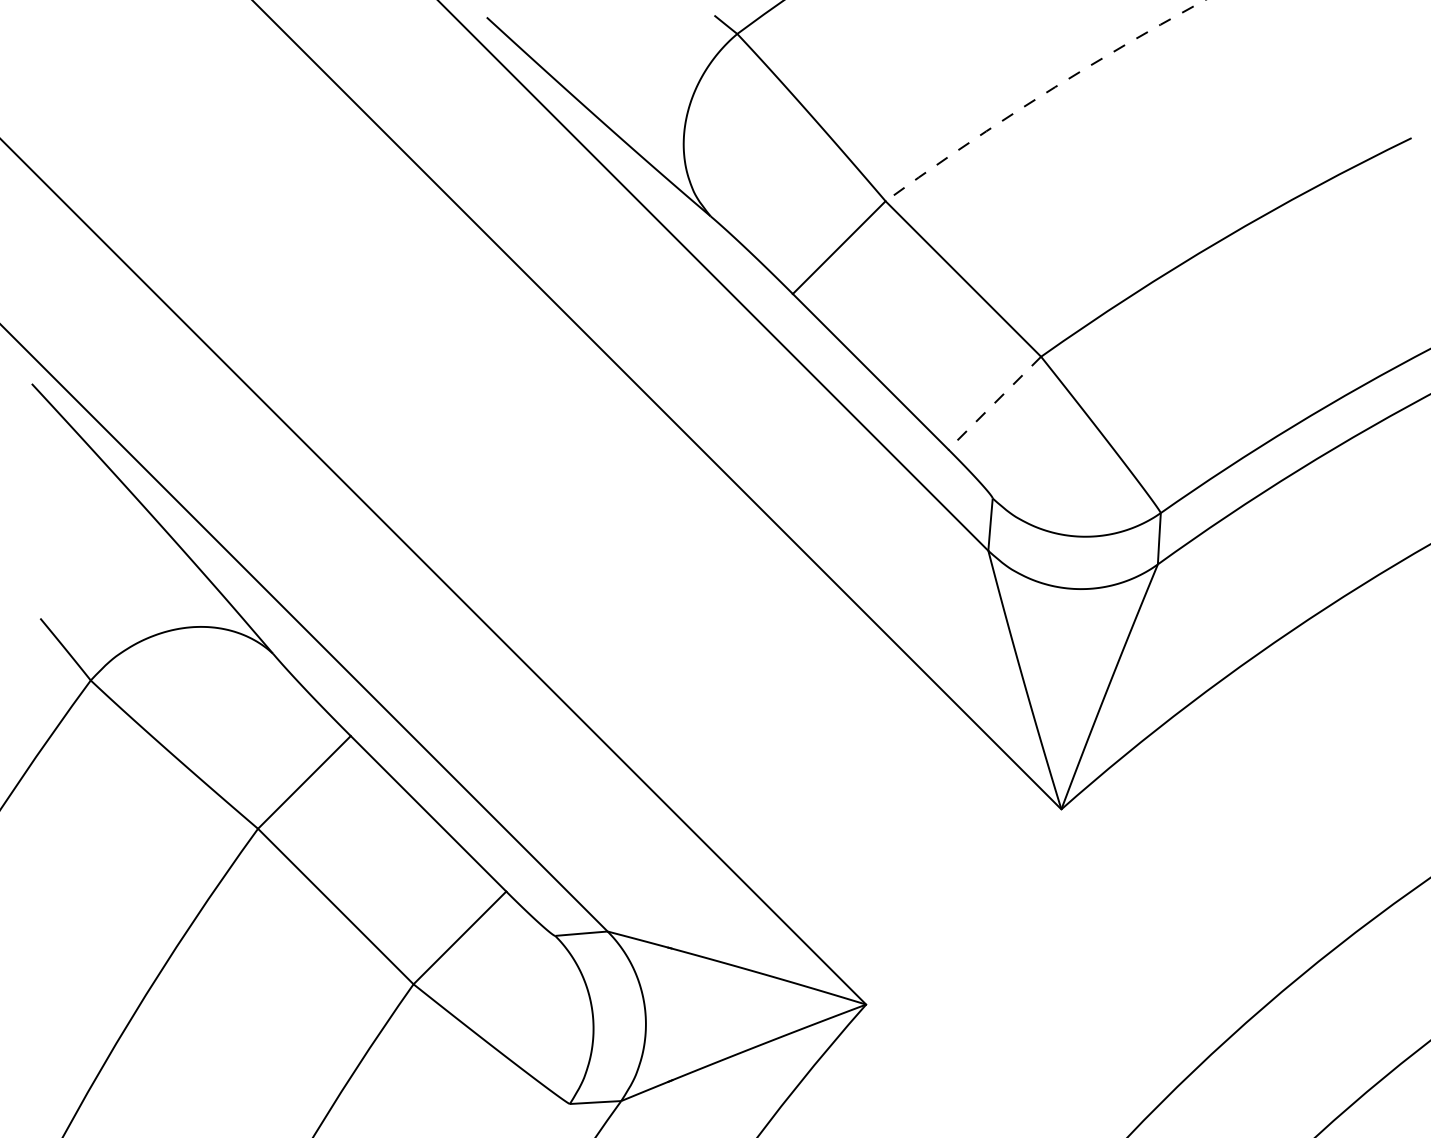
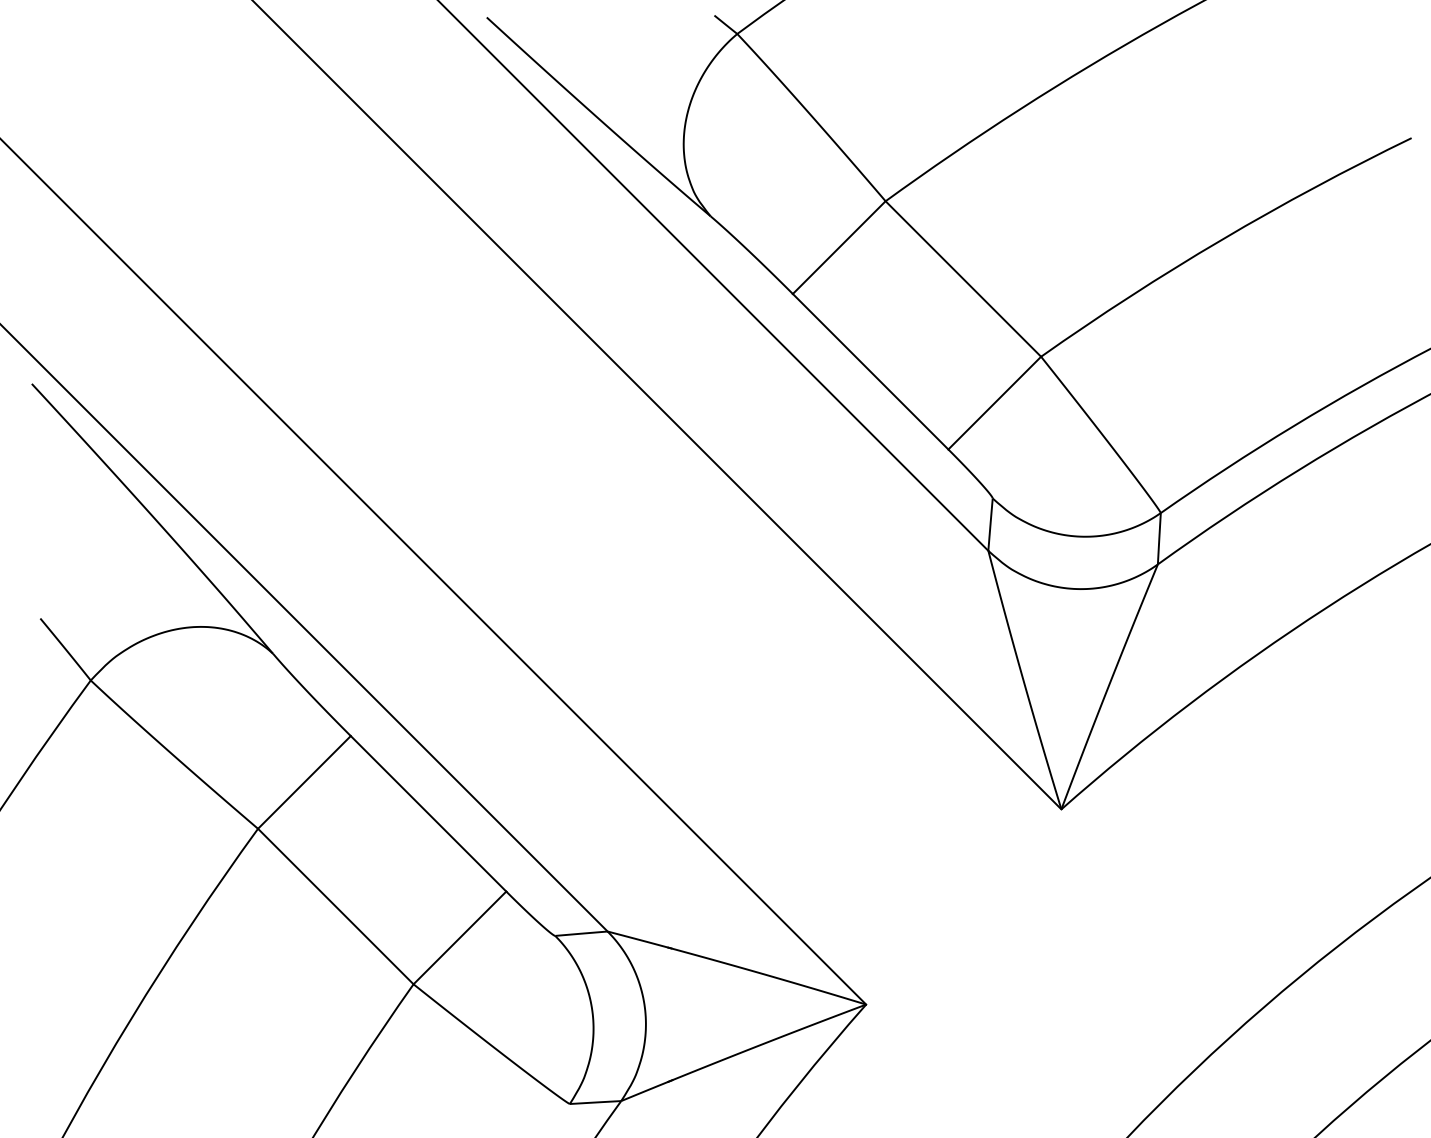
arc: dashed -> solid (1042, 95)
line: dashed -> solid (994, 403)
